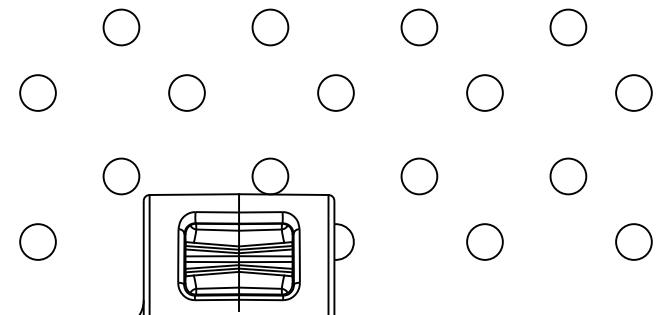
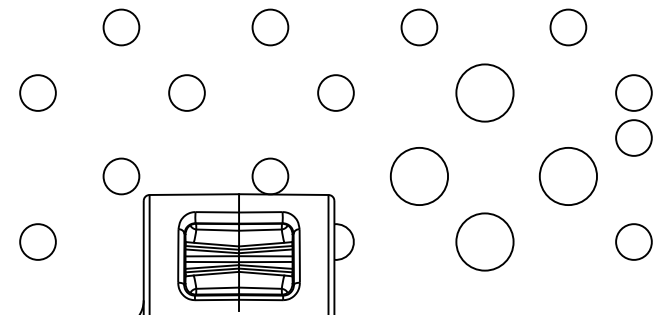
circle diameter: 36 px -> 57 px (484, 92)
circle: none -> present (633, 137)
circle diameter: 36 px -> 57 px (419, 176)
circle diameter: 36 px -> 57 px (568, 176)
circle diameter: 36 px -> 57 px (484, 241)
